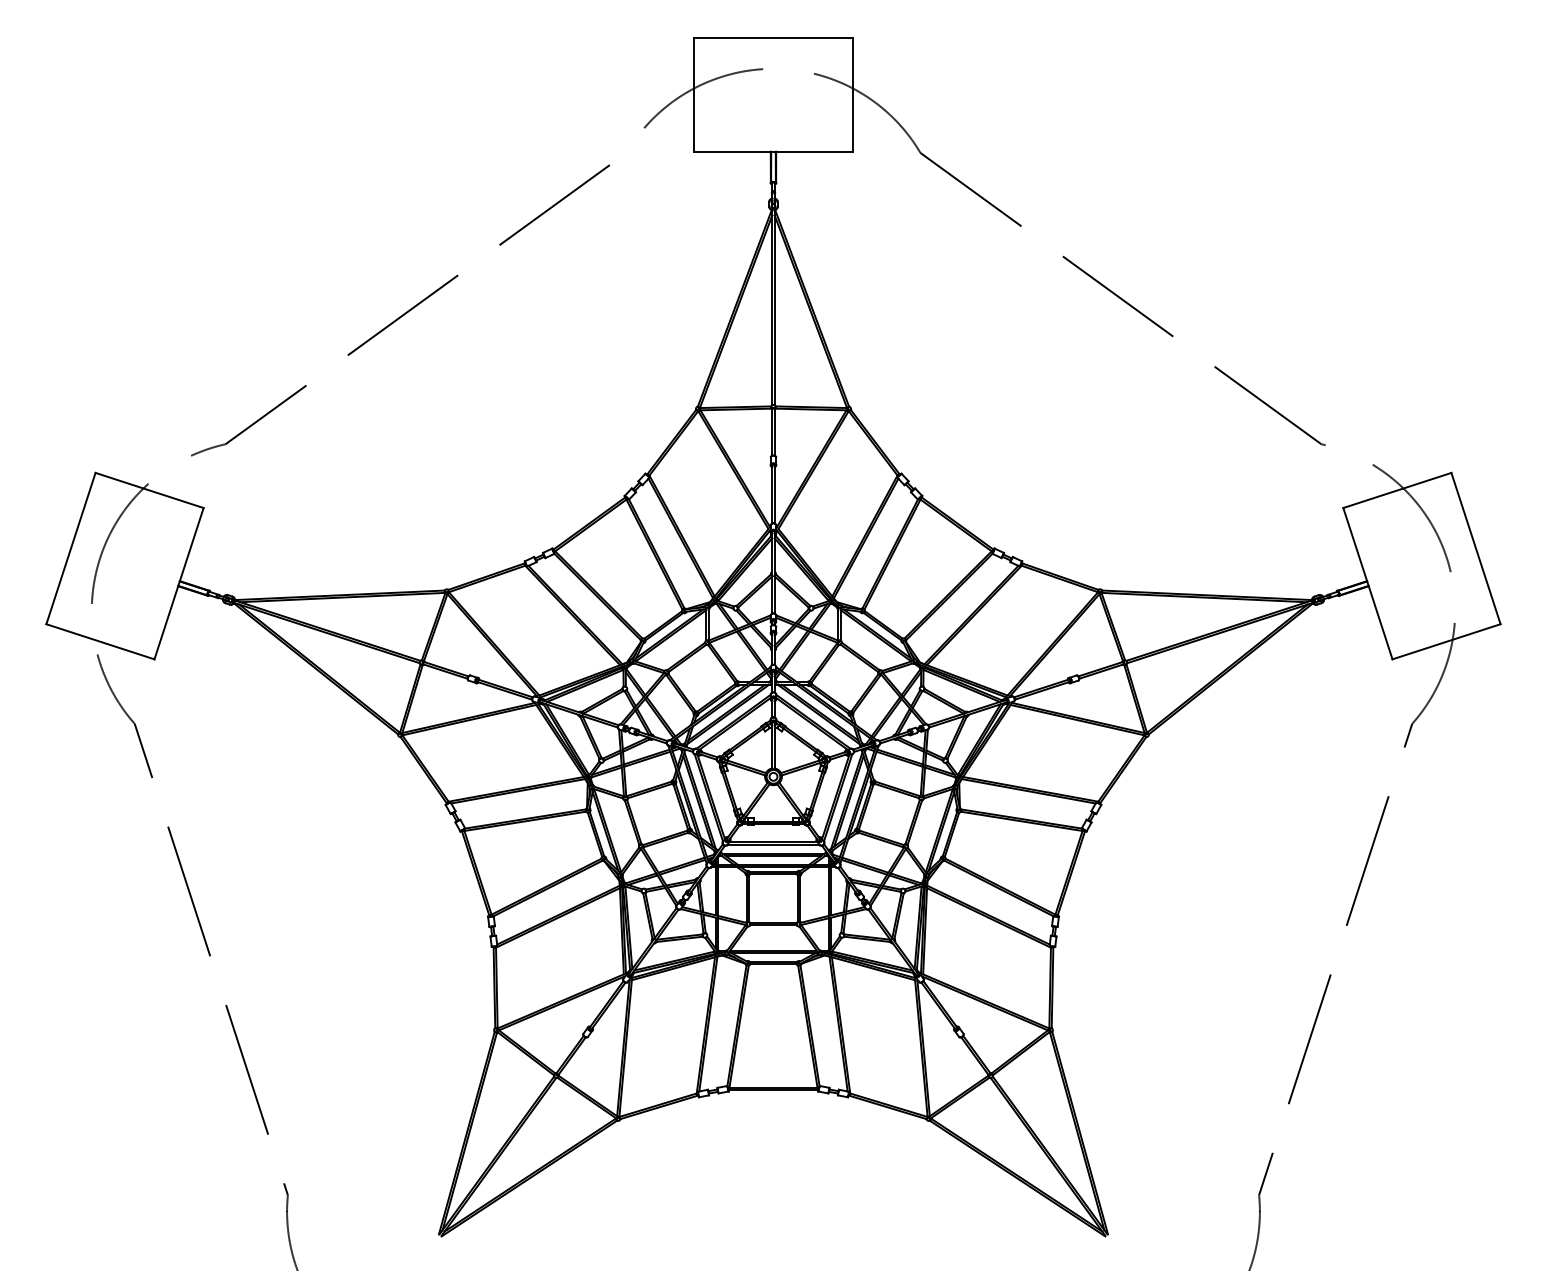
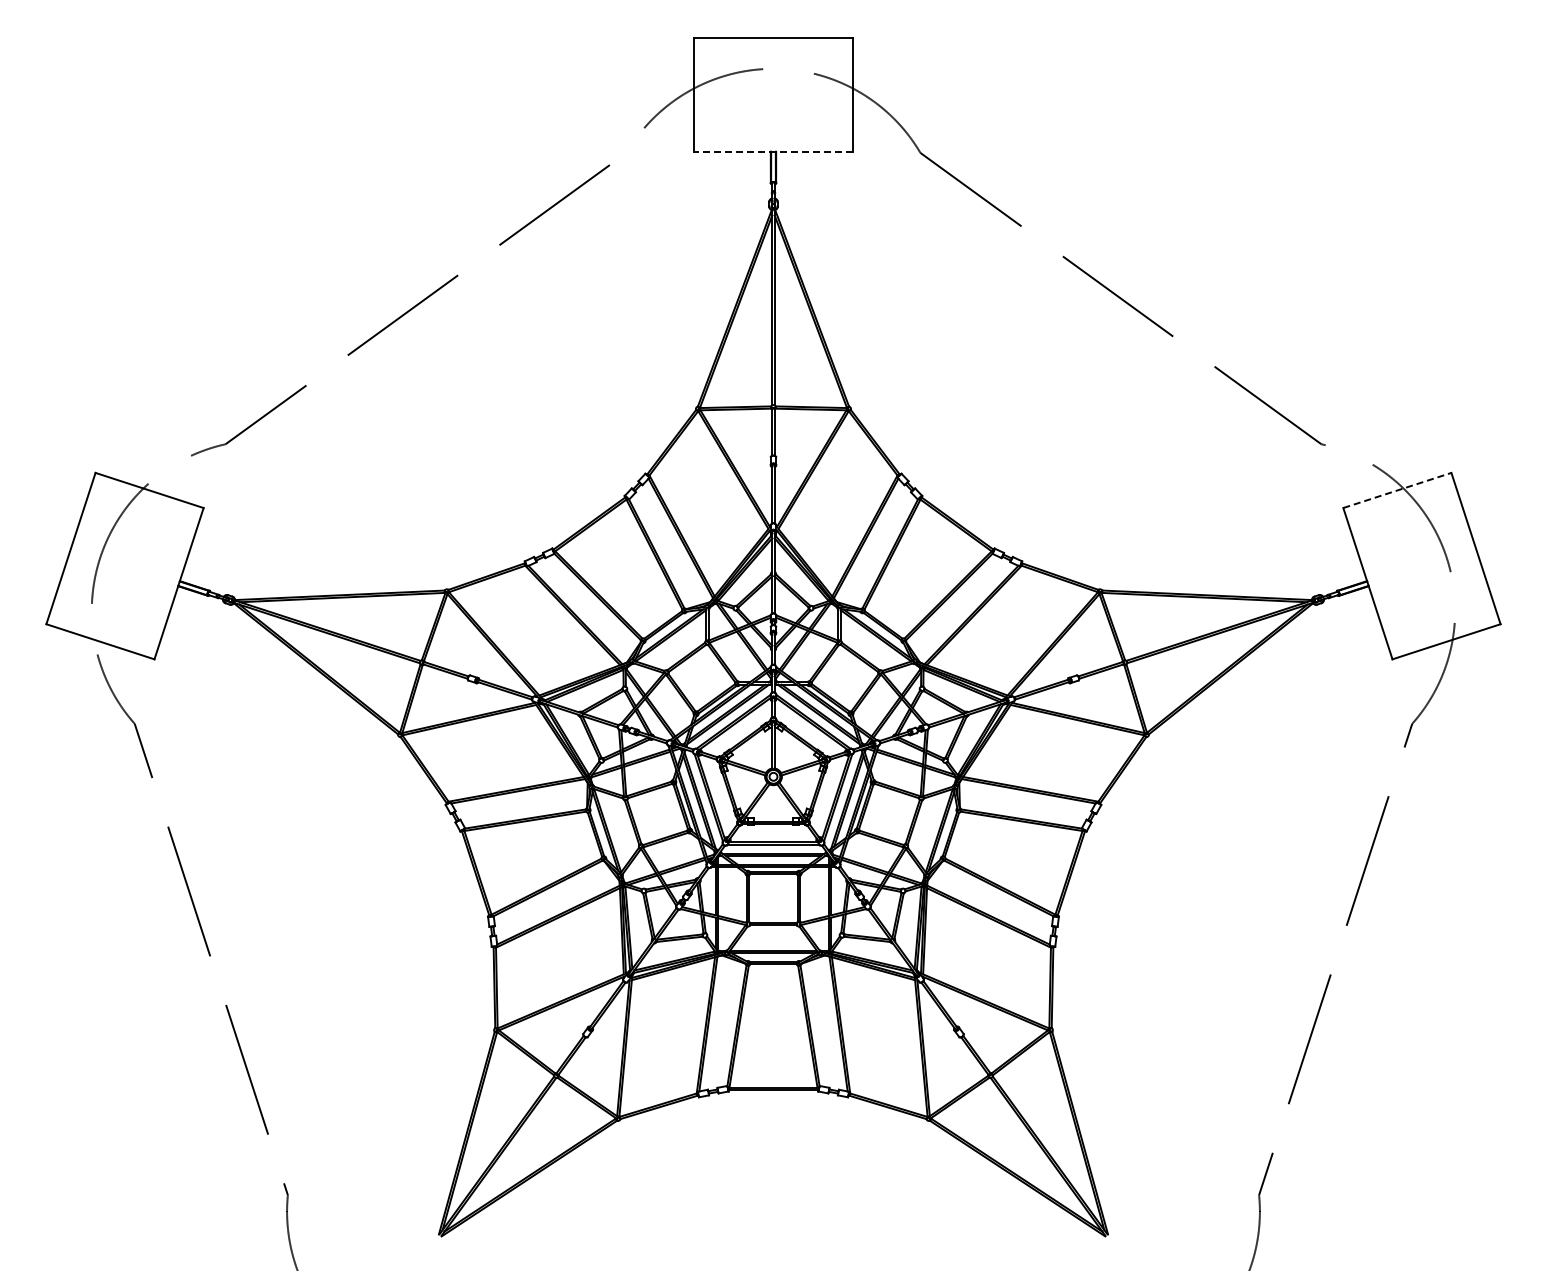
line: solid -> dashed (773, 151)
line: solid -> dashed (1397, 490)
